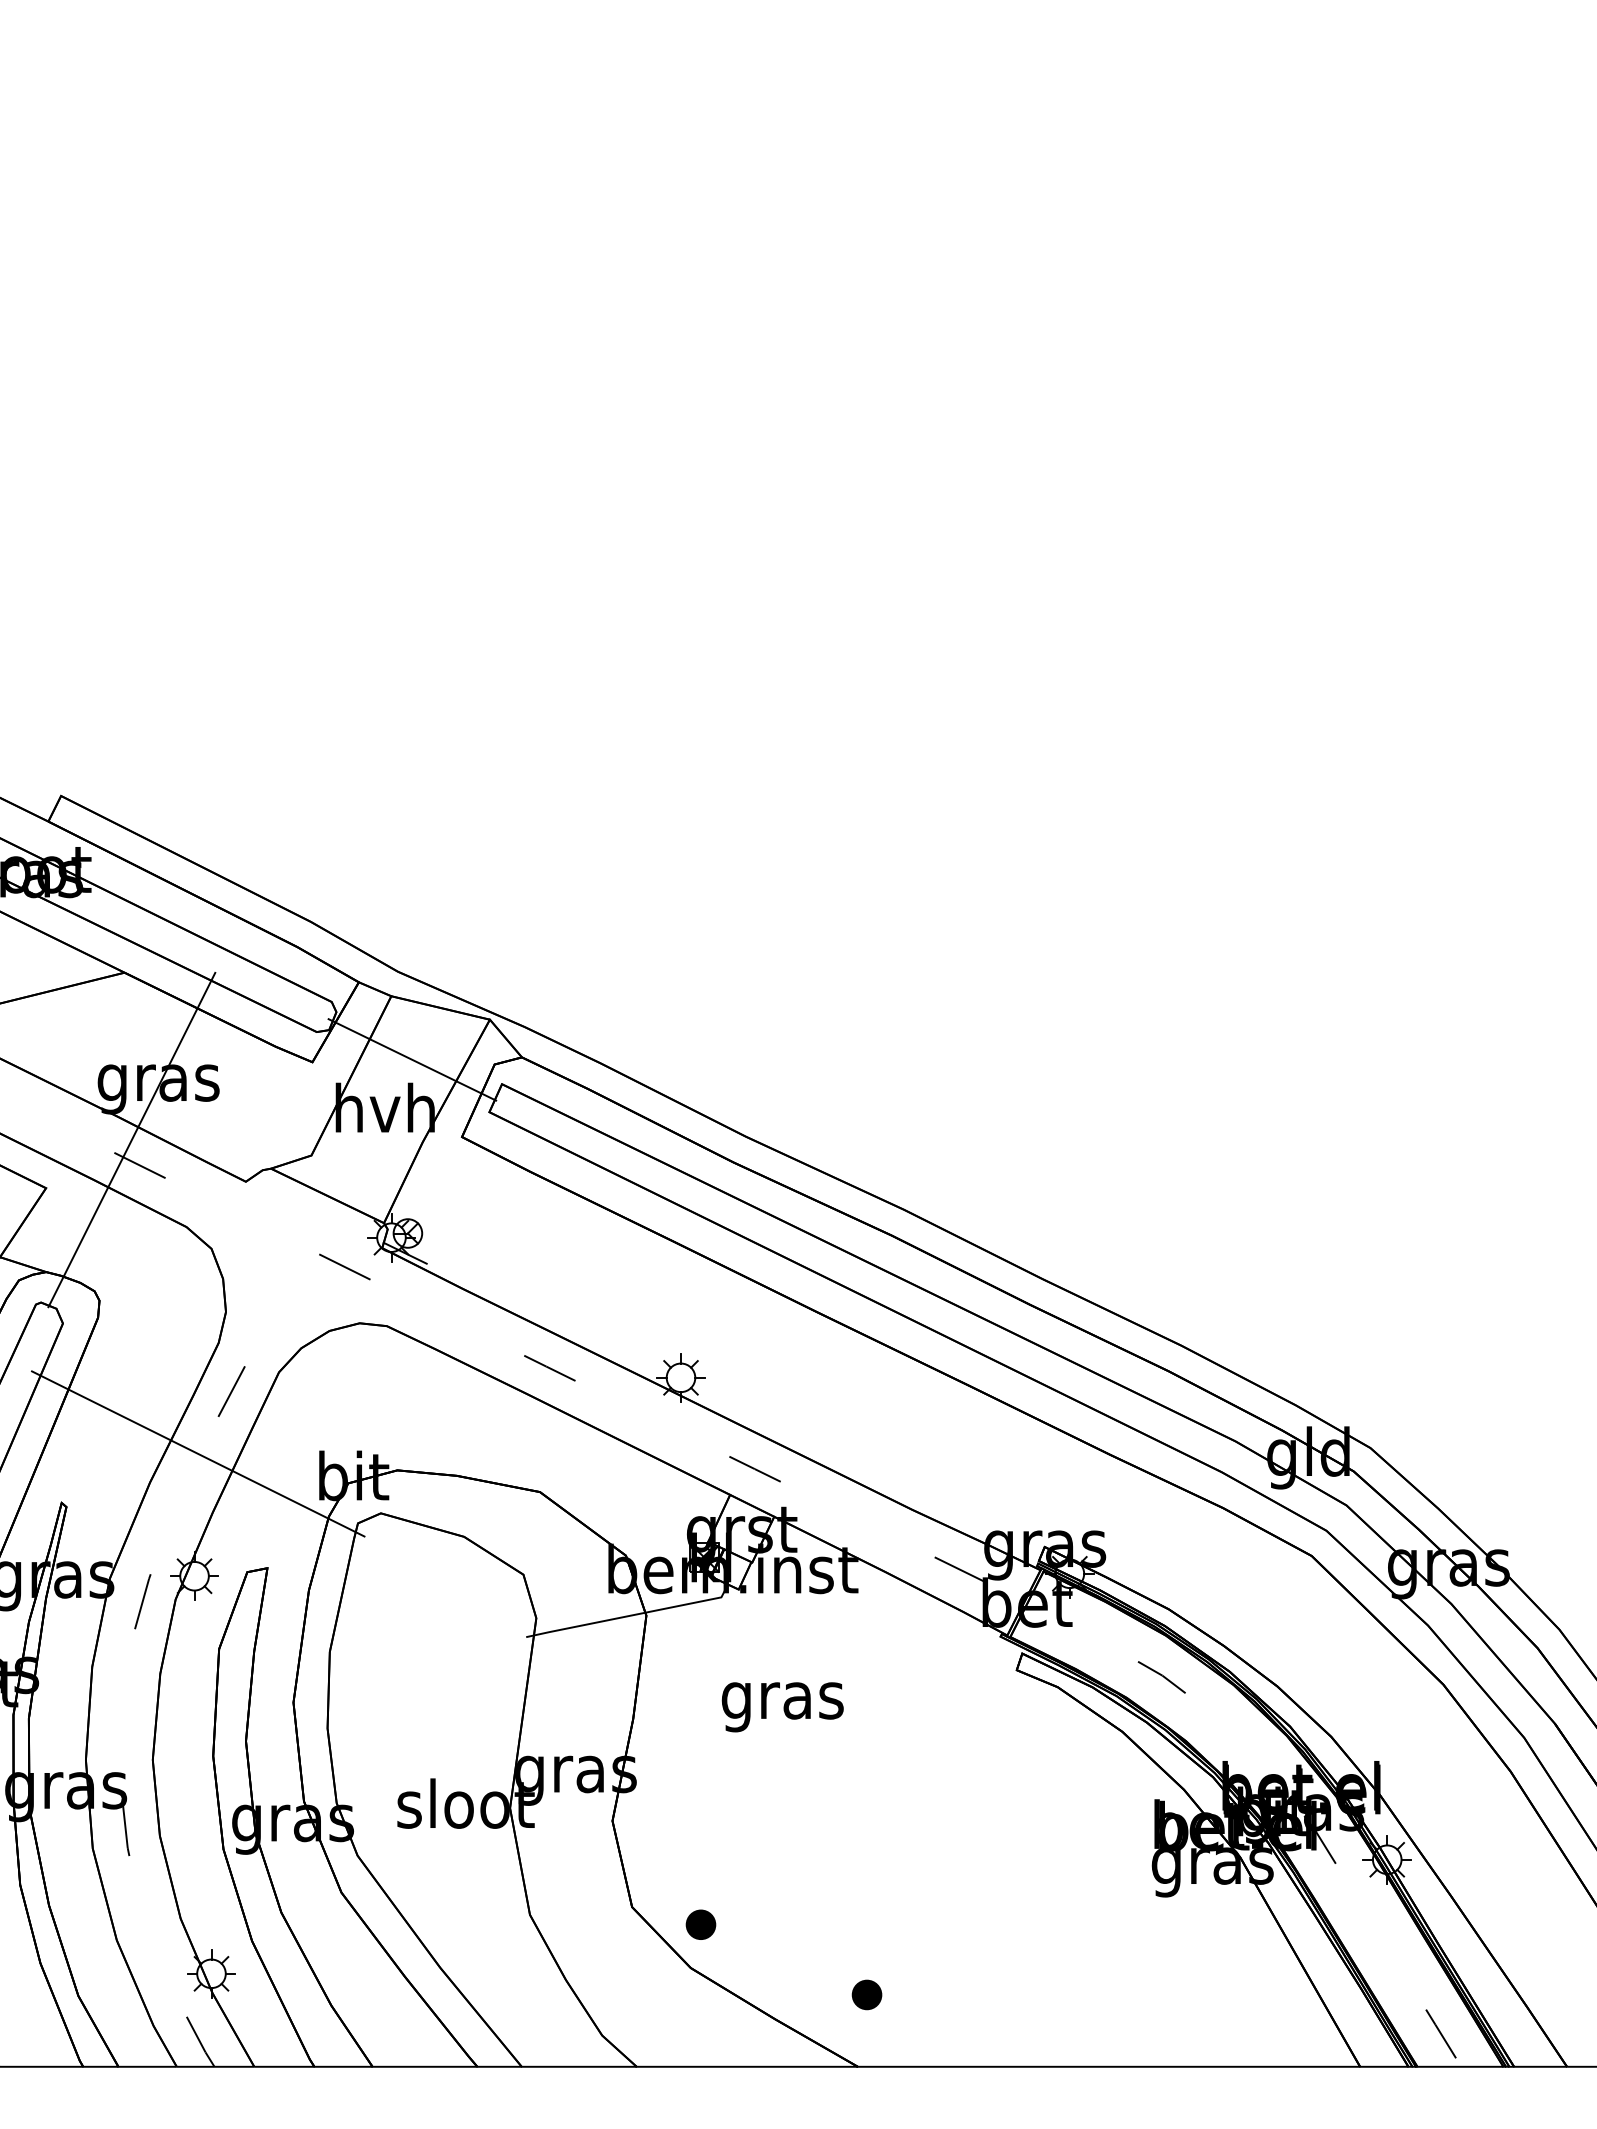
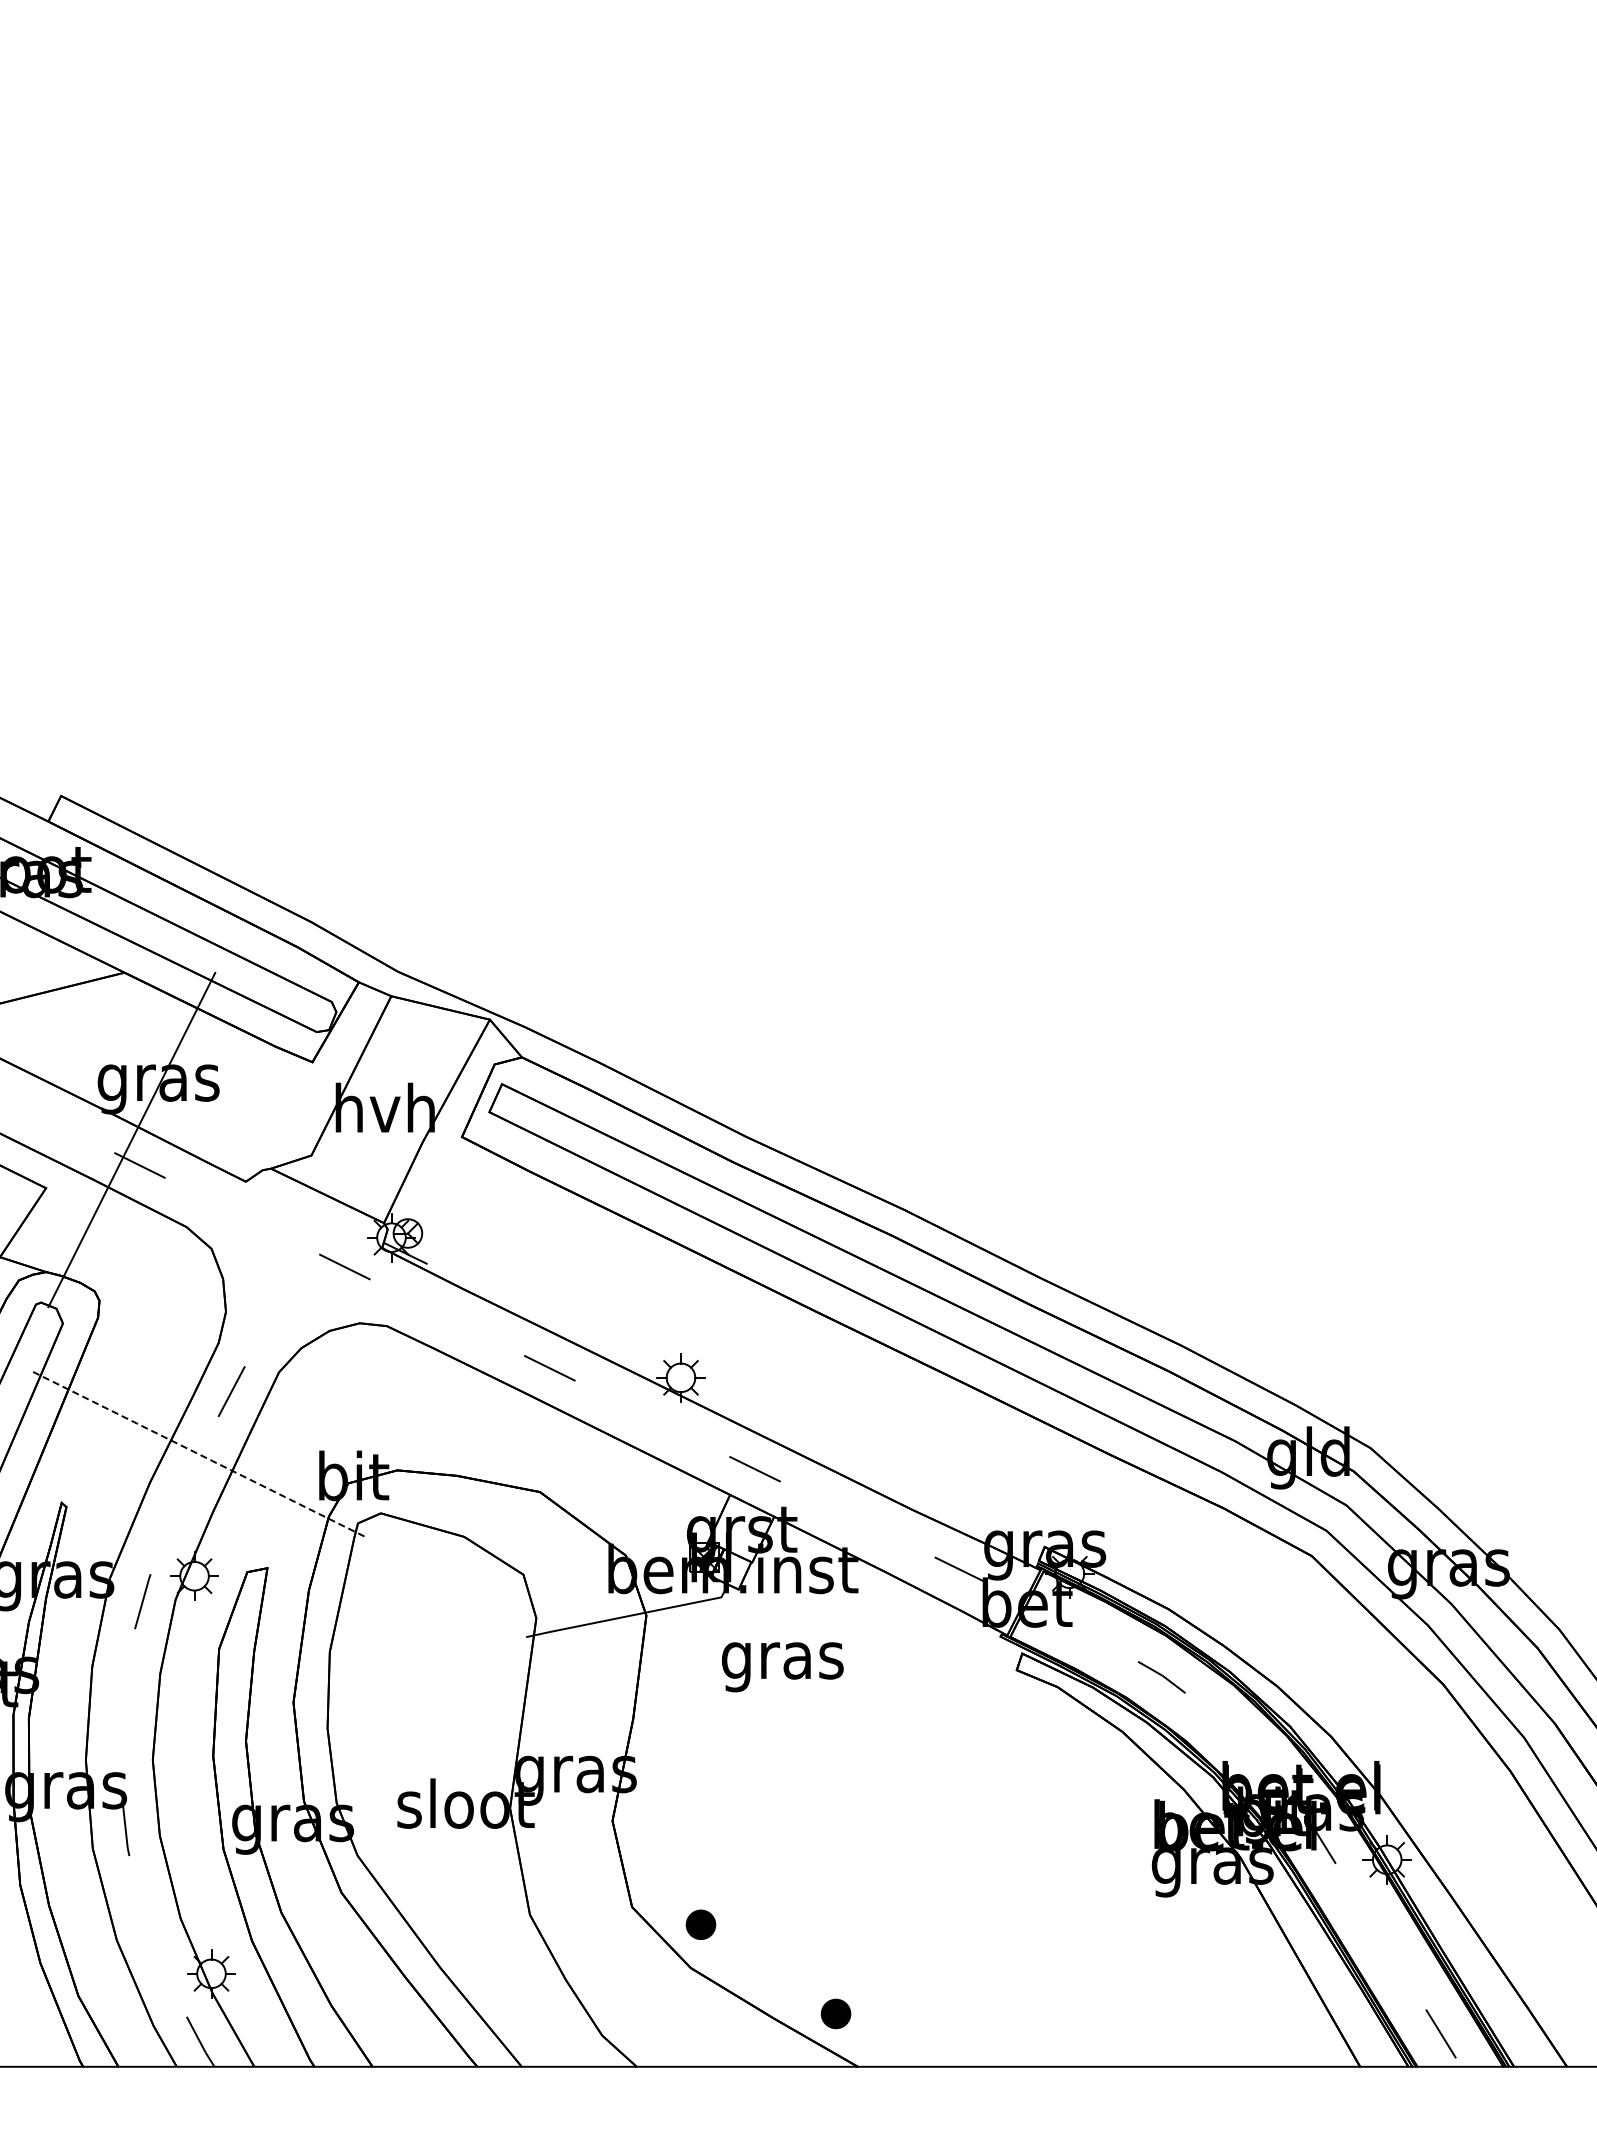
line: present -> none (412, 1059)
line: solid -> dashed (198, 1453)
text position: (782, 1707) -> (782, 1667) (782, 1667)
part position: (866, 1994) -> (835, 2013) (835, 2013)
